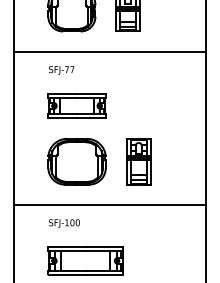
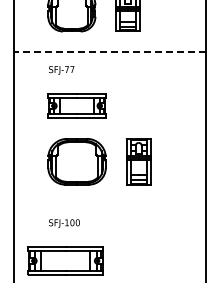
line: solid -> dashed (109, 52)
line: present -> none (109, 205)
part position: (85, 260) -> (65, 260) (65, 260)
